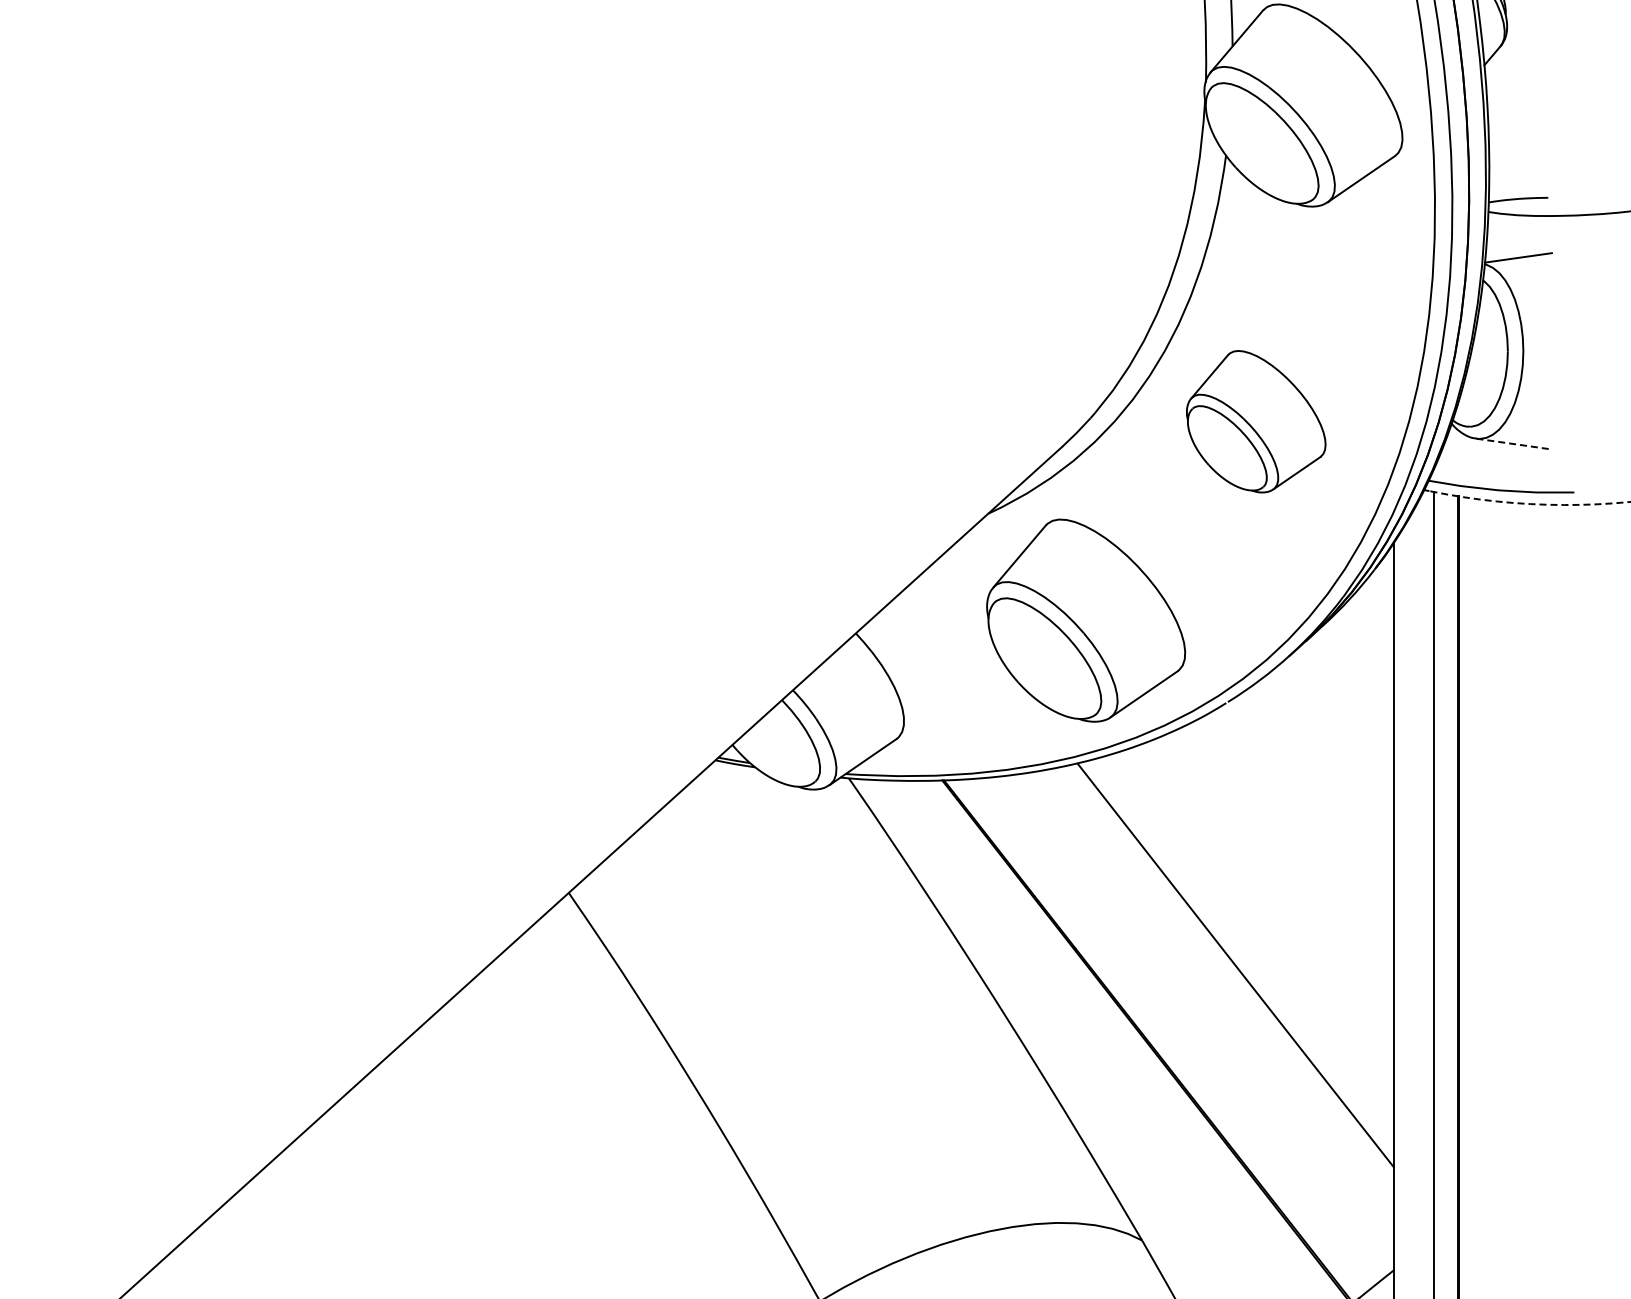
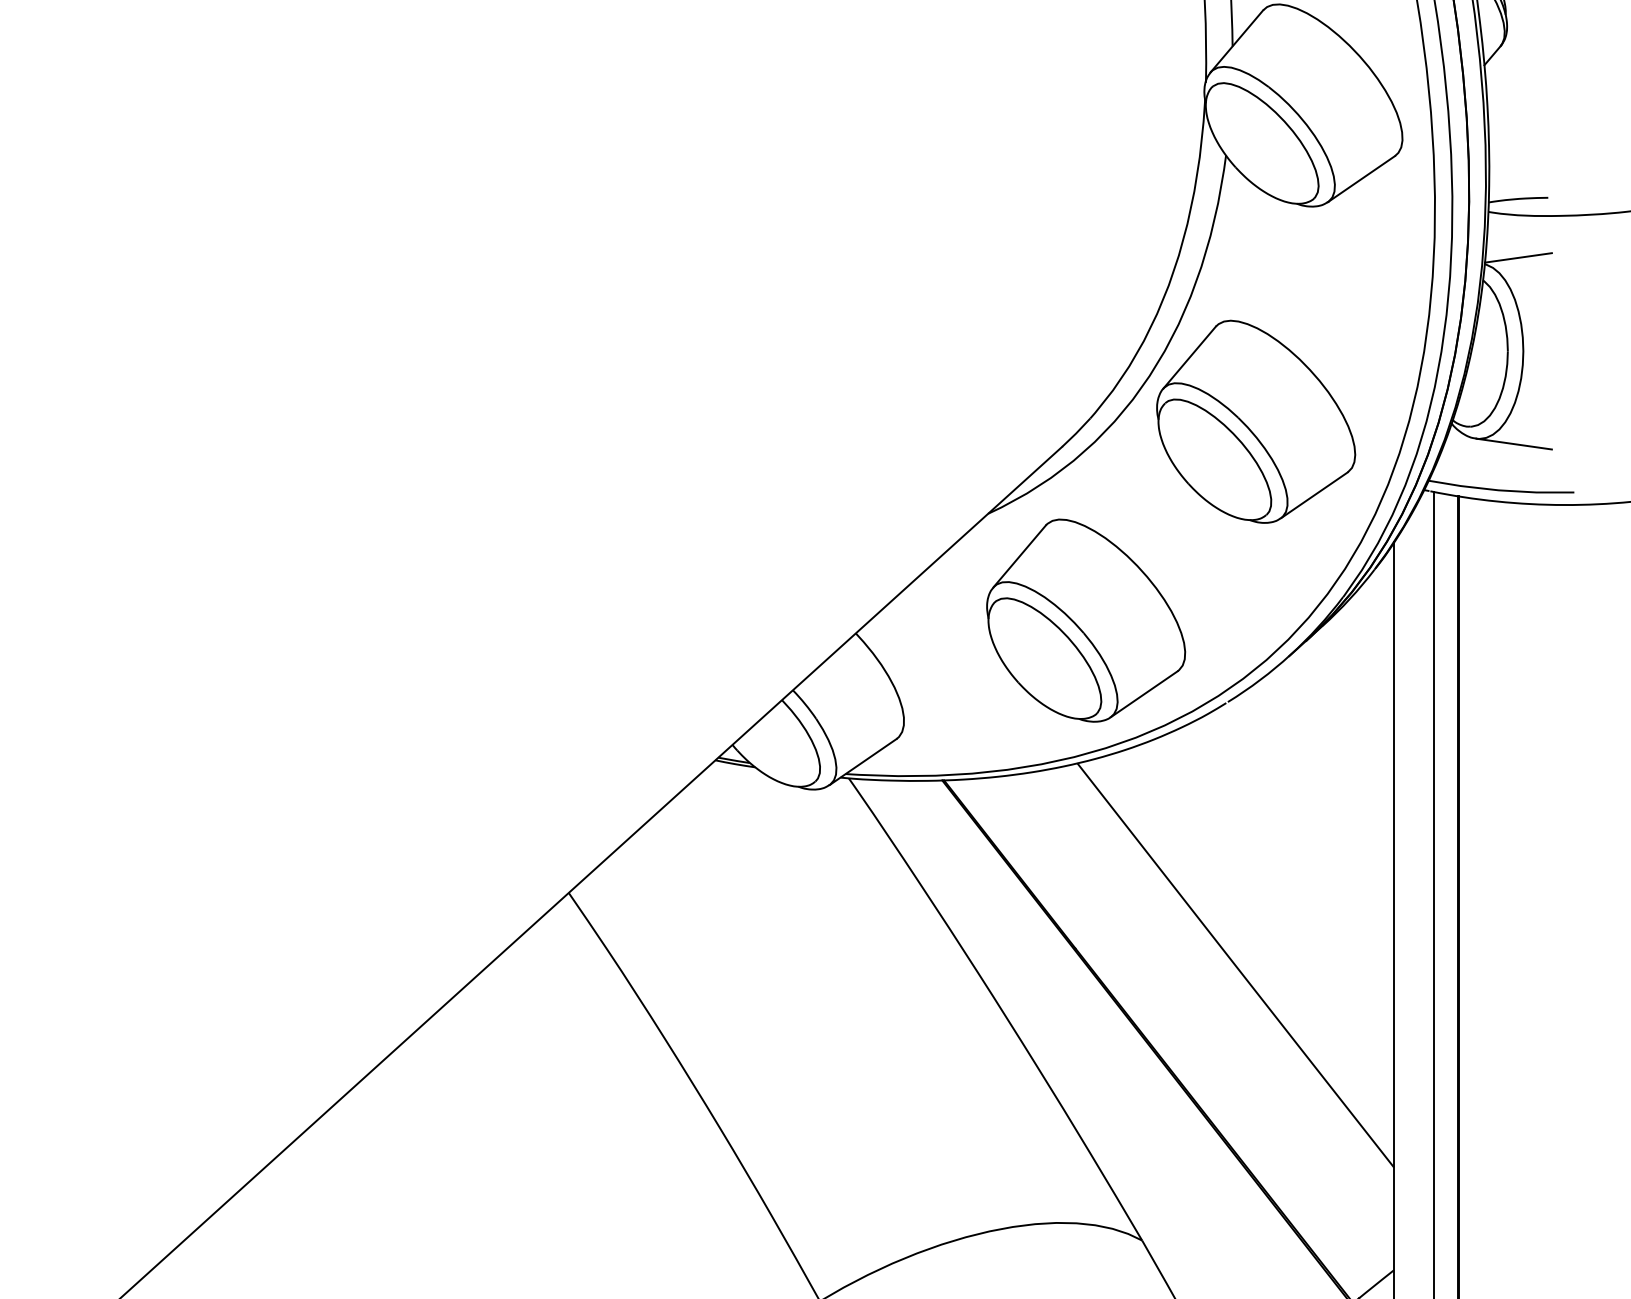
part size: 141x144 px -> 201x205 px (1256, 421)
line: dashed -> solid (1514, 444)
arc: dashed -> solid (1530, 504)
